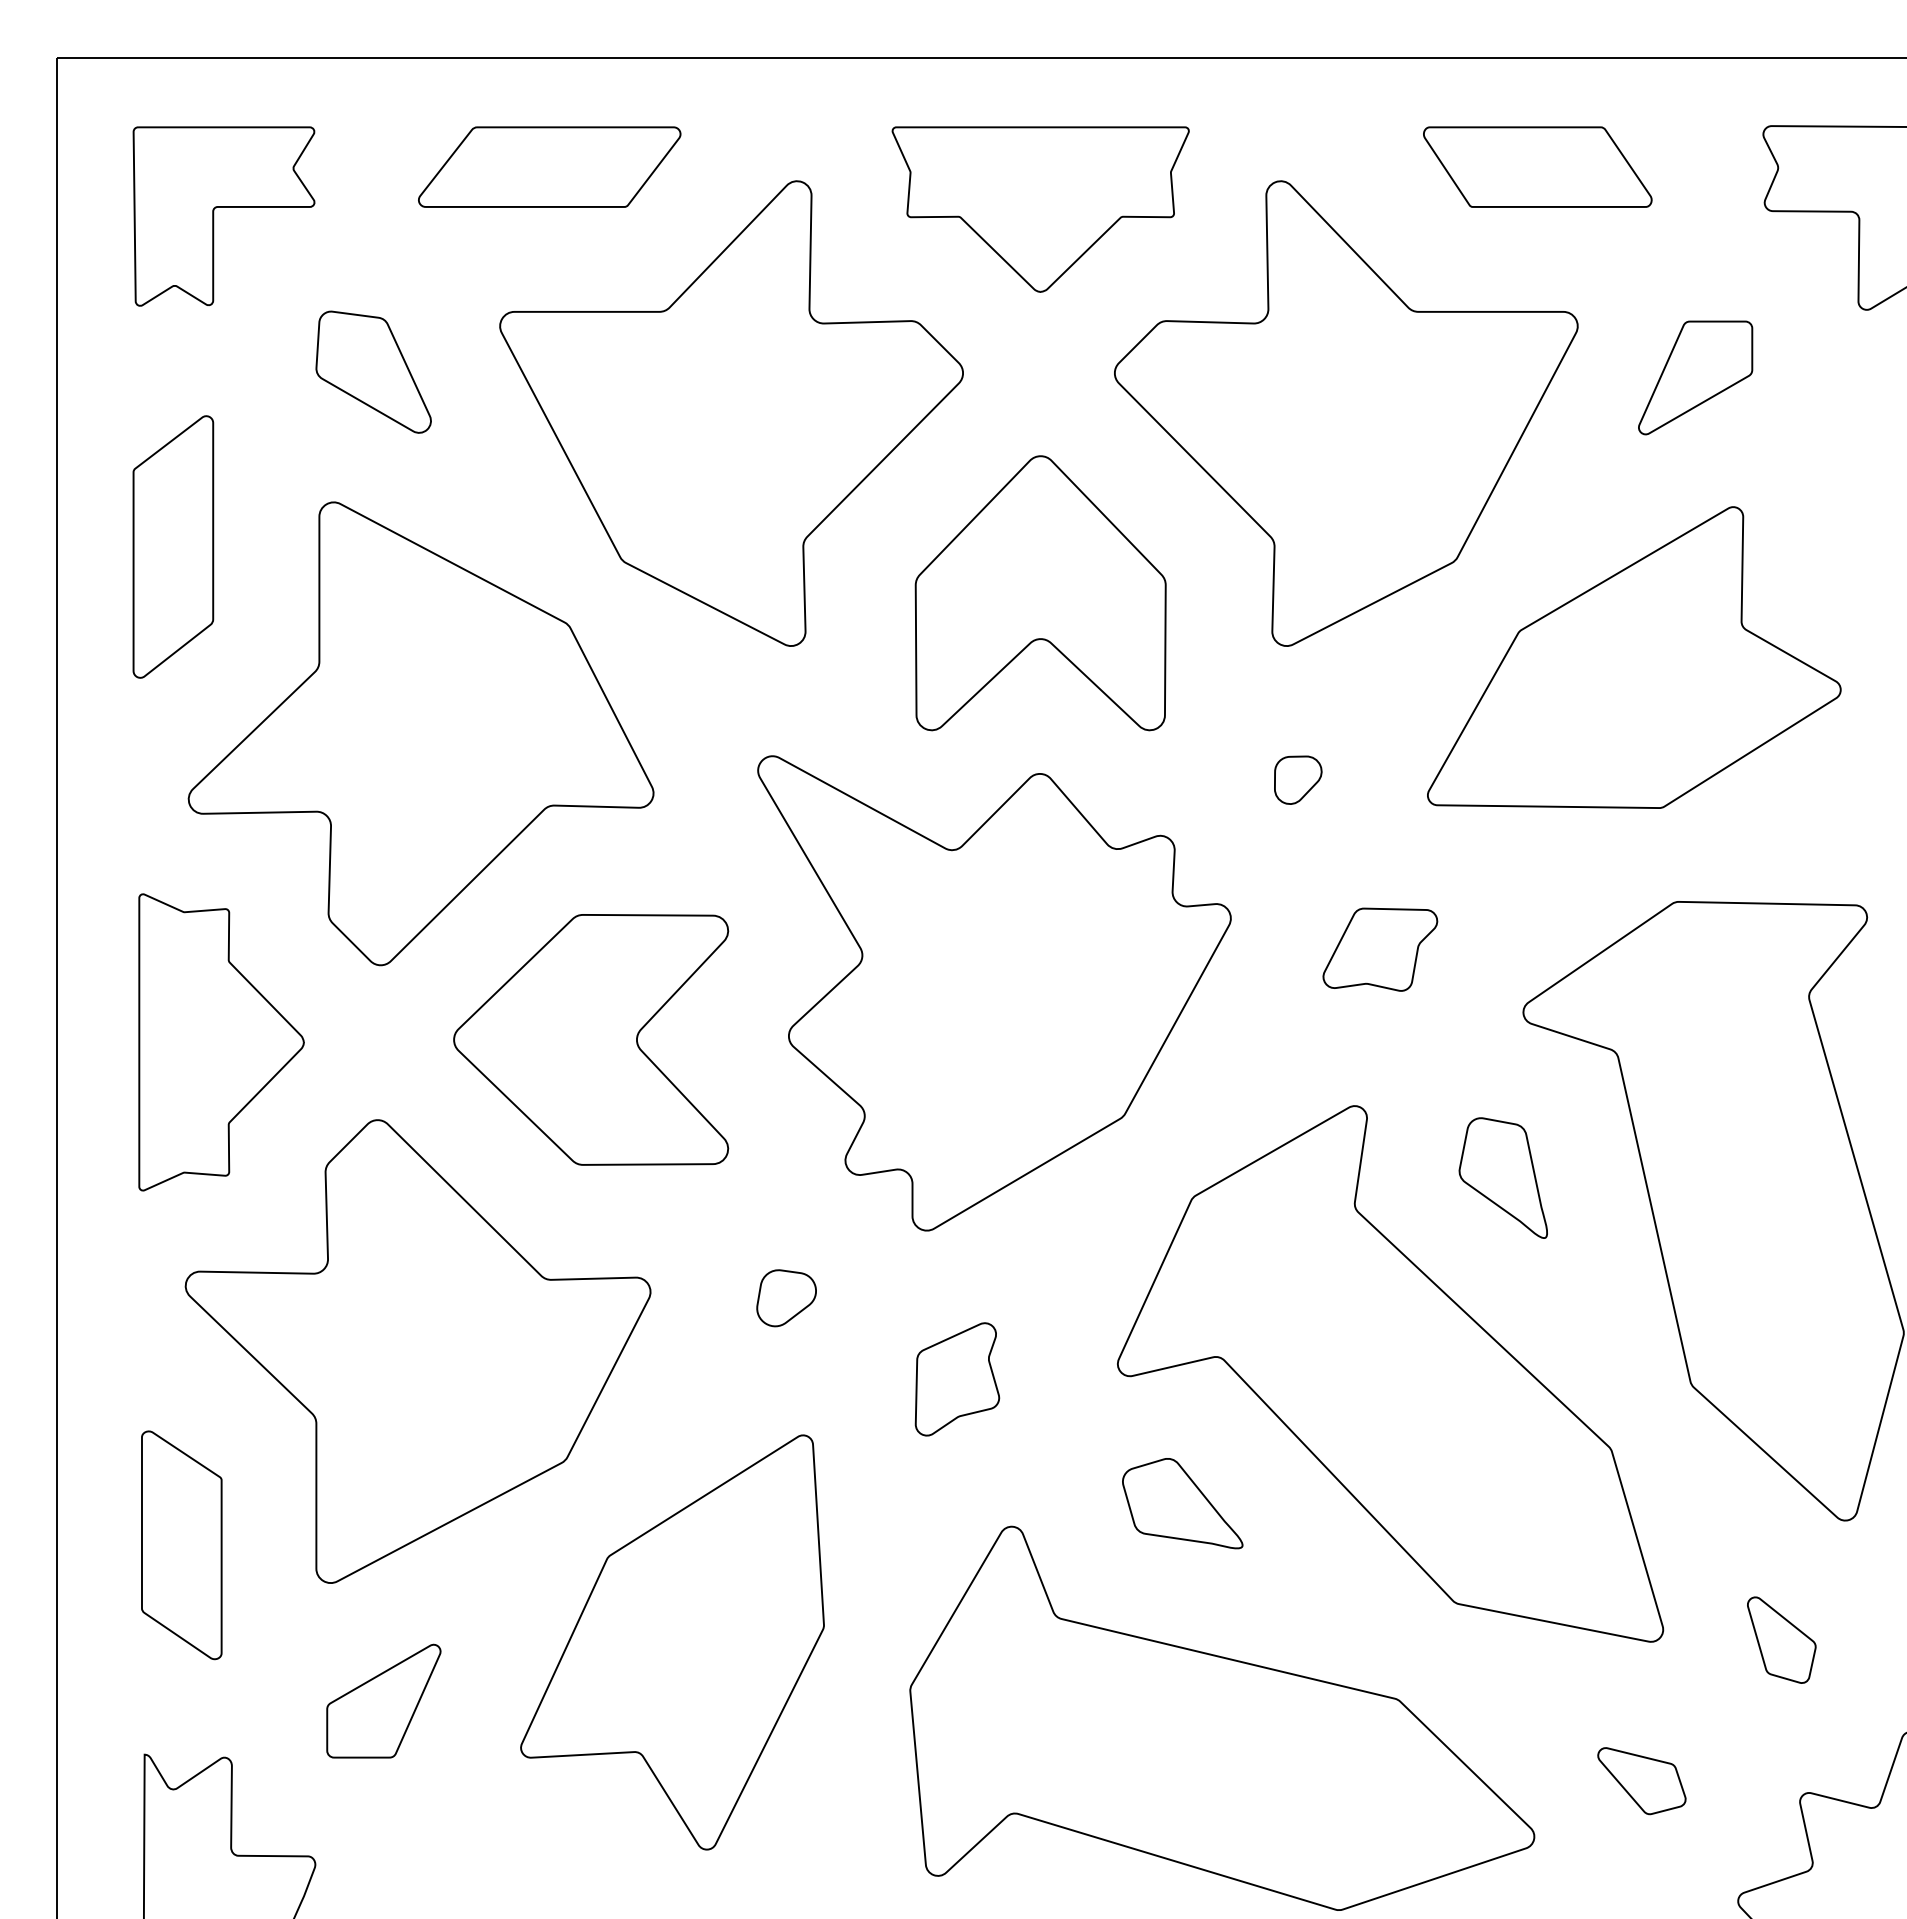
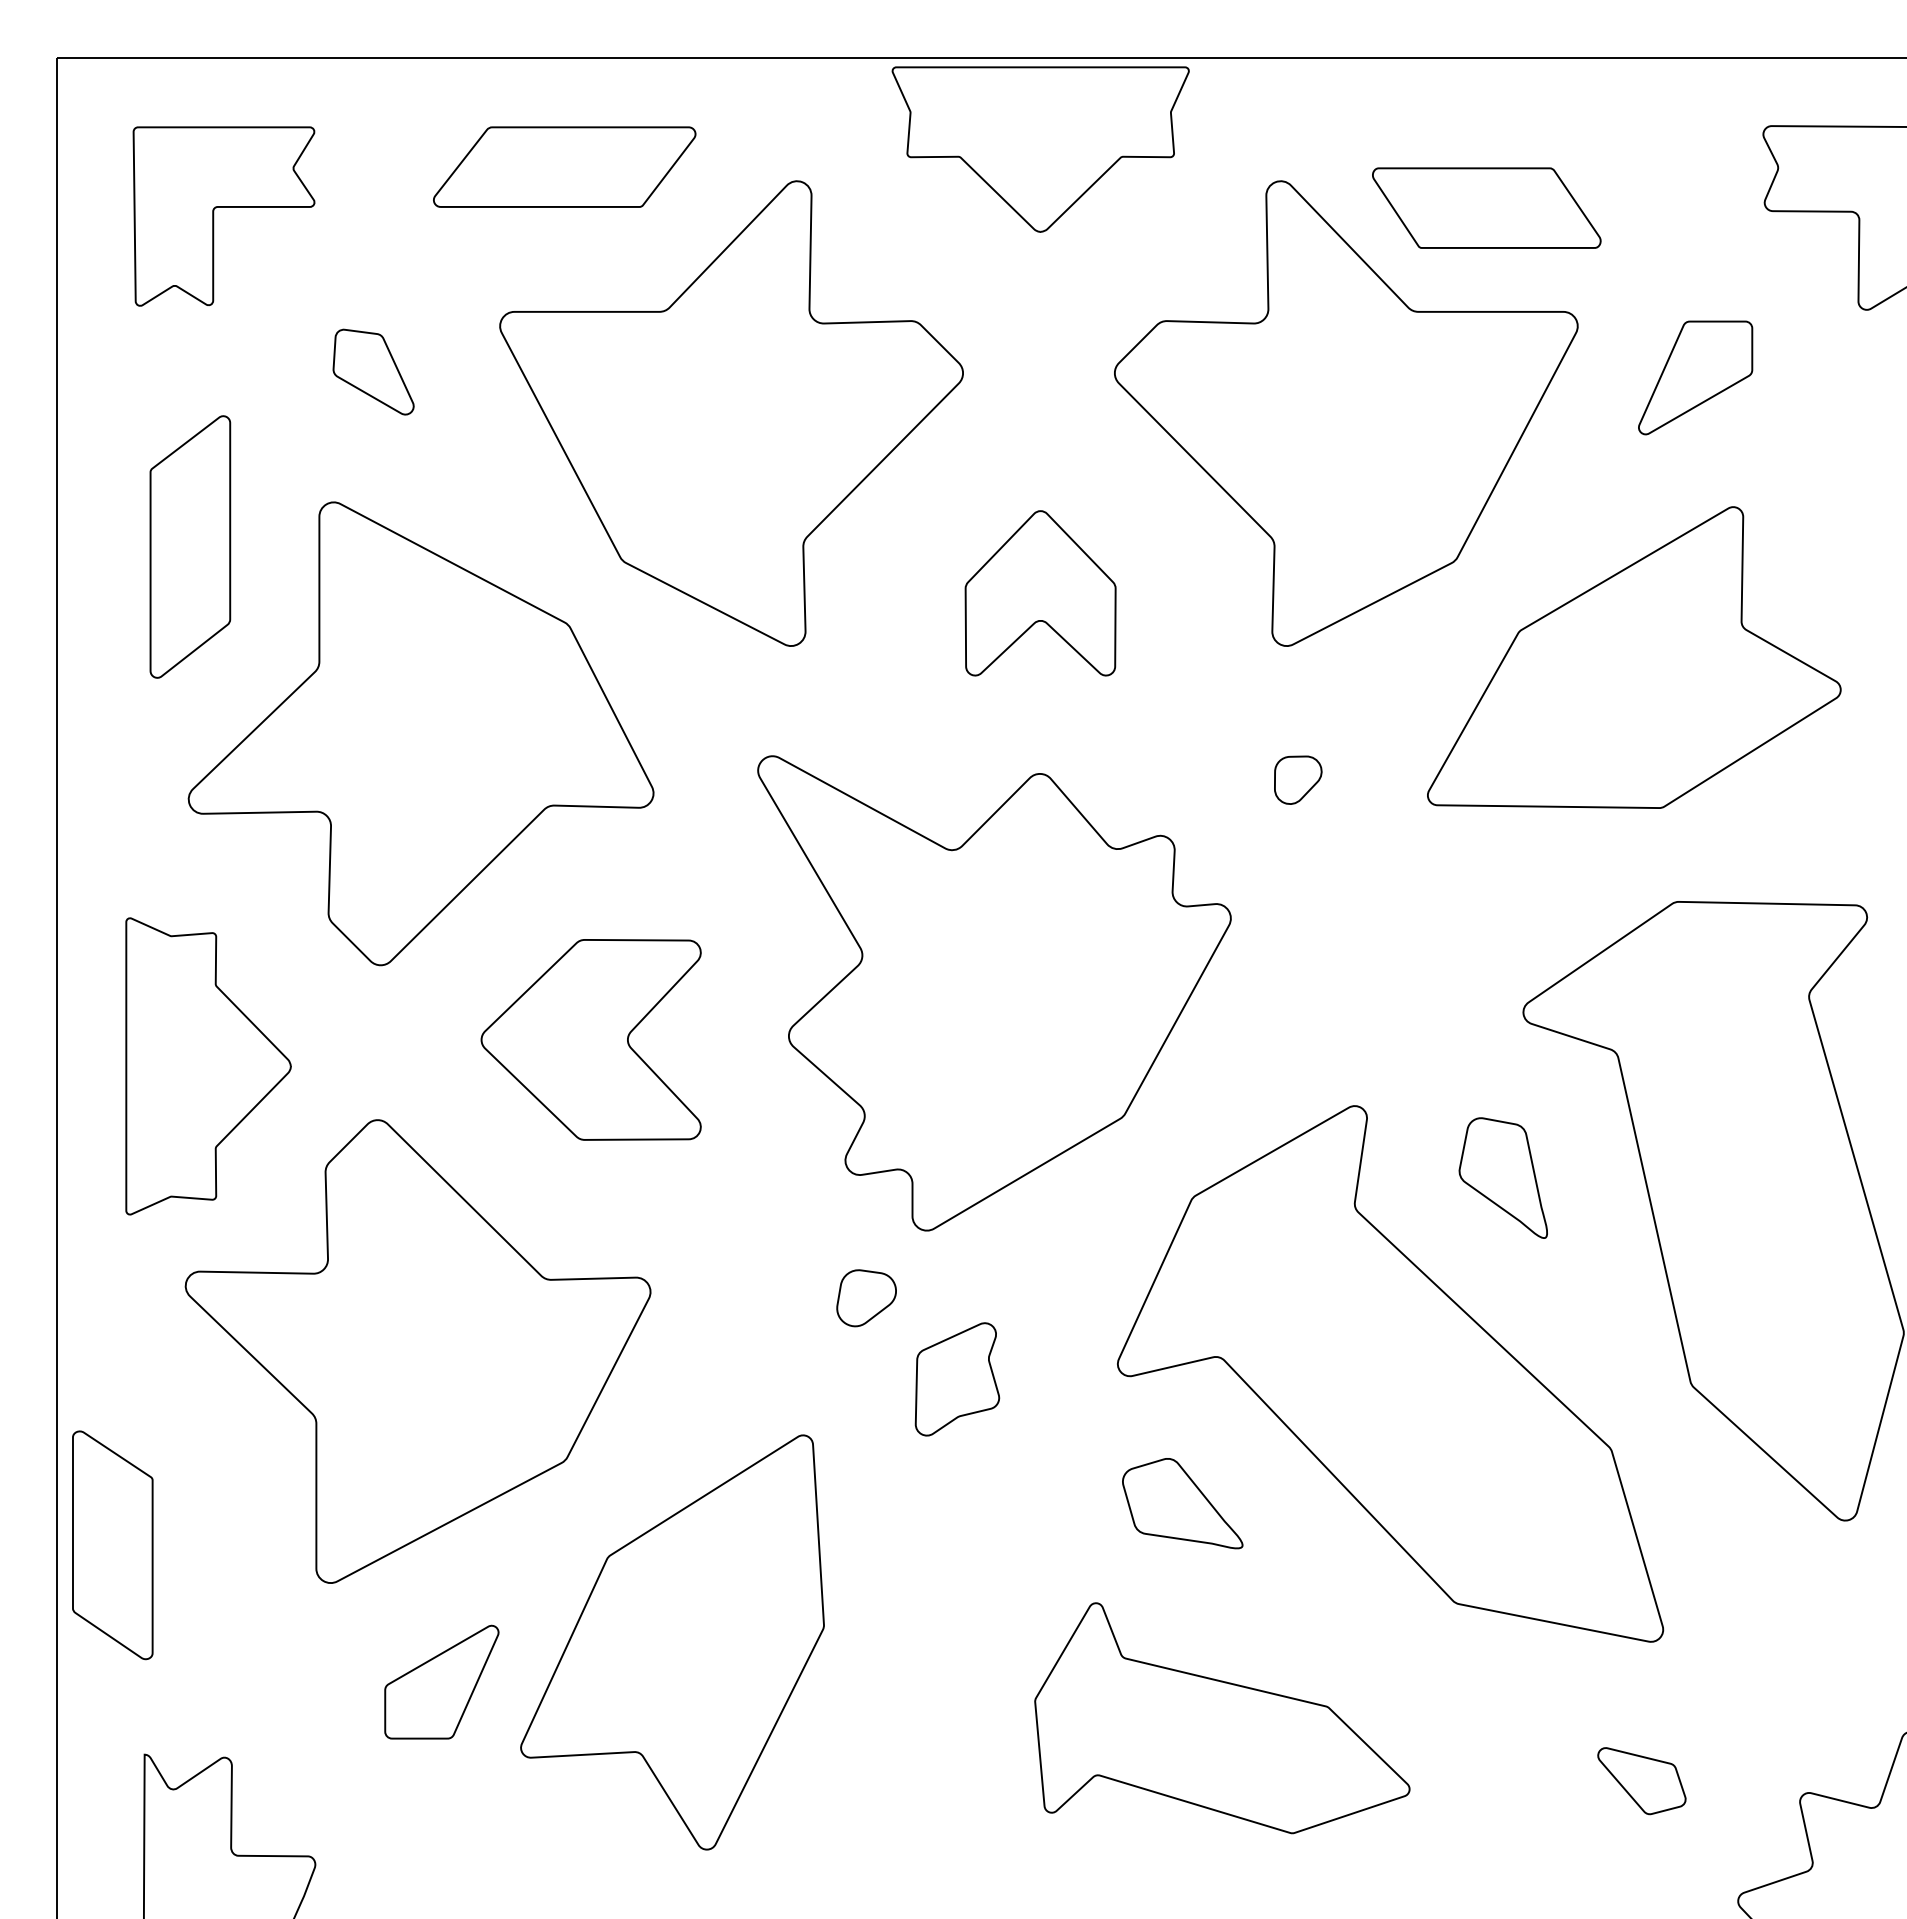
part position: (549, 166) -> (564, 166) (564, 166)
part position: (1537, 166) -> (1486, 207) (1486, 207)
part position: (1040, 209) -> (1040, 149) (1040, 149)
part size: 117x124 px -> 83x88 px (373, 371)
part position: (173, 546) -> (190, 546) (190, 546)
part size: 253x277 px -> 153x167 px (1040, 593)
part: present -> none (1380, 949)
part size: 277x252 px -> 222x202 px (590, 1039)
part position: (221, 1042) -> (208, 1066) (208, 1066)
part position: (786, 1298) -> (866, 1298) (866, 1298)
part position: (181, 1545) -> (112, 1545) (112, 1545)
part: present -> none (1781, 1639)
part position: (383, 1700) -> (441, 1681) (441, 1681)
part size: 627x386 px -> 377x233 px (1222, 1718)
